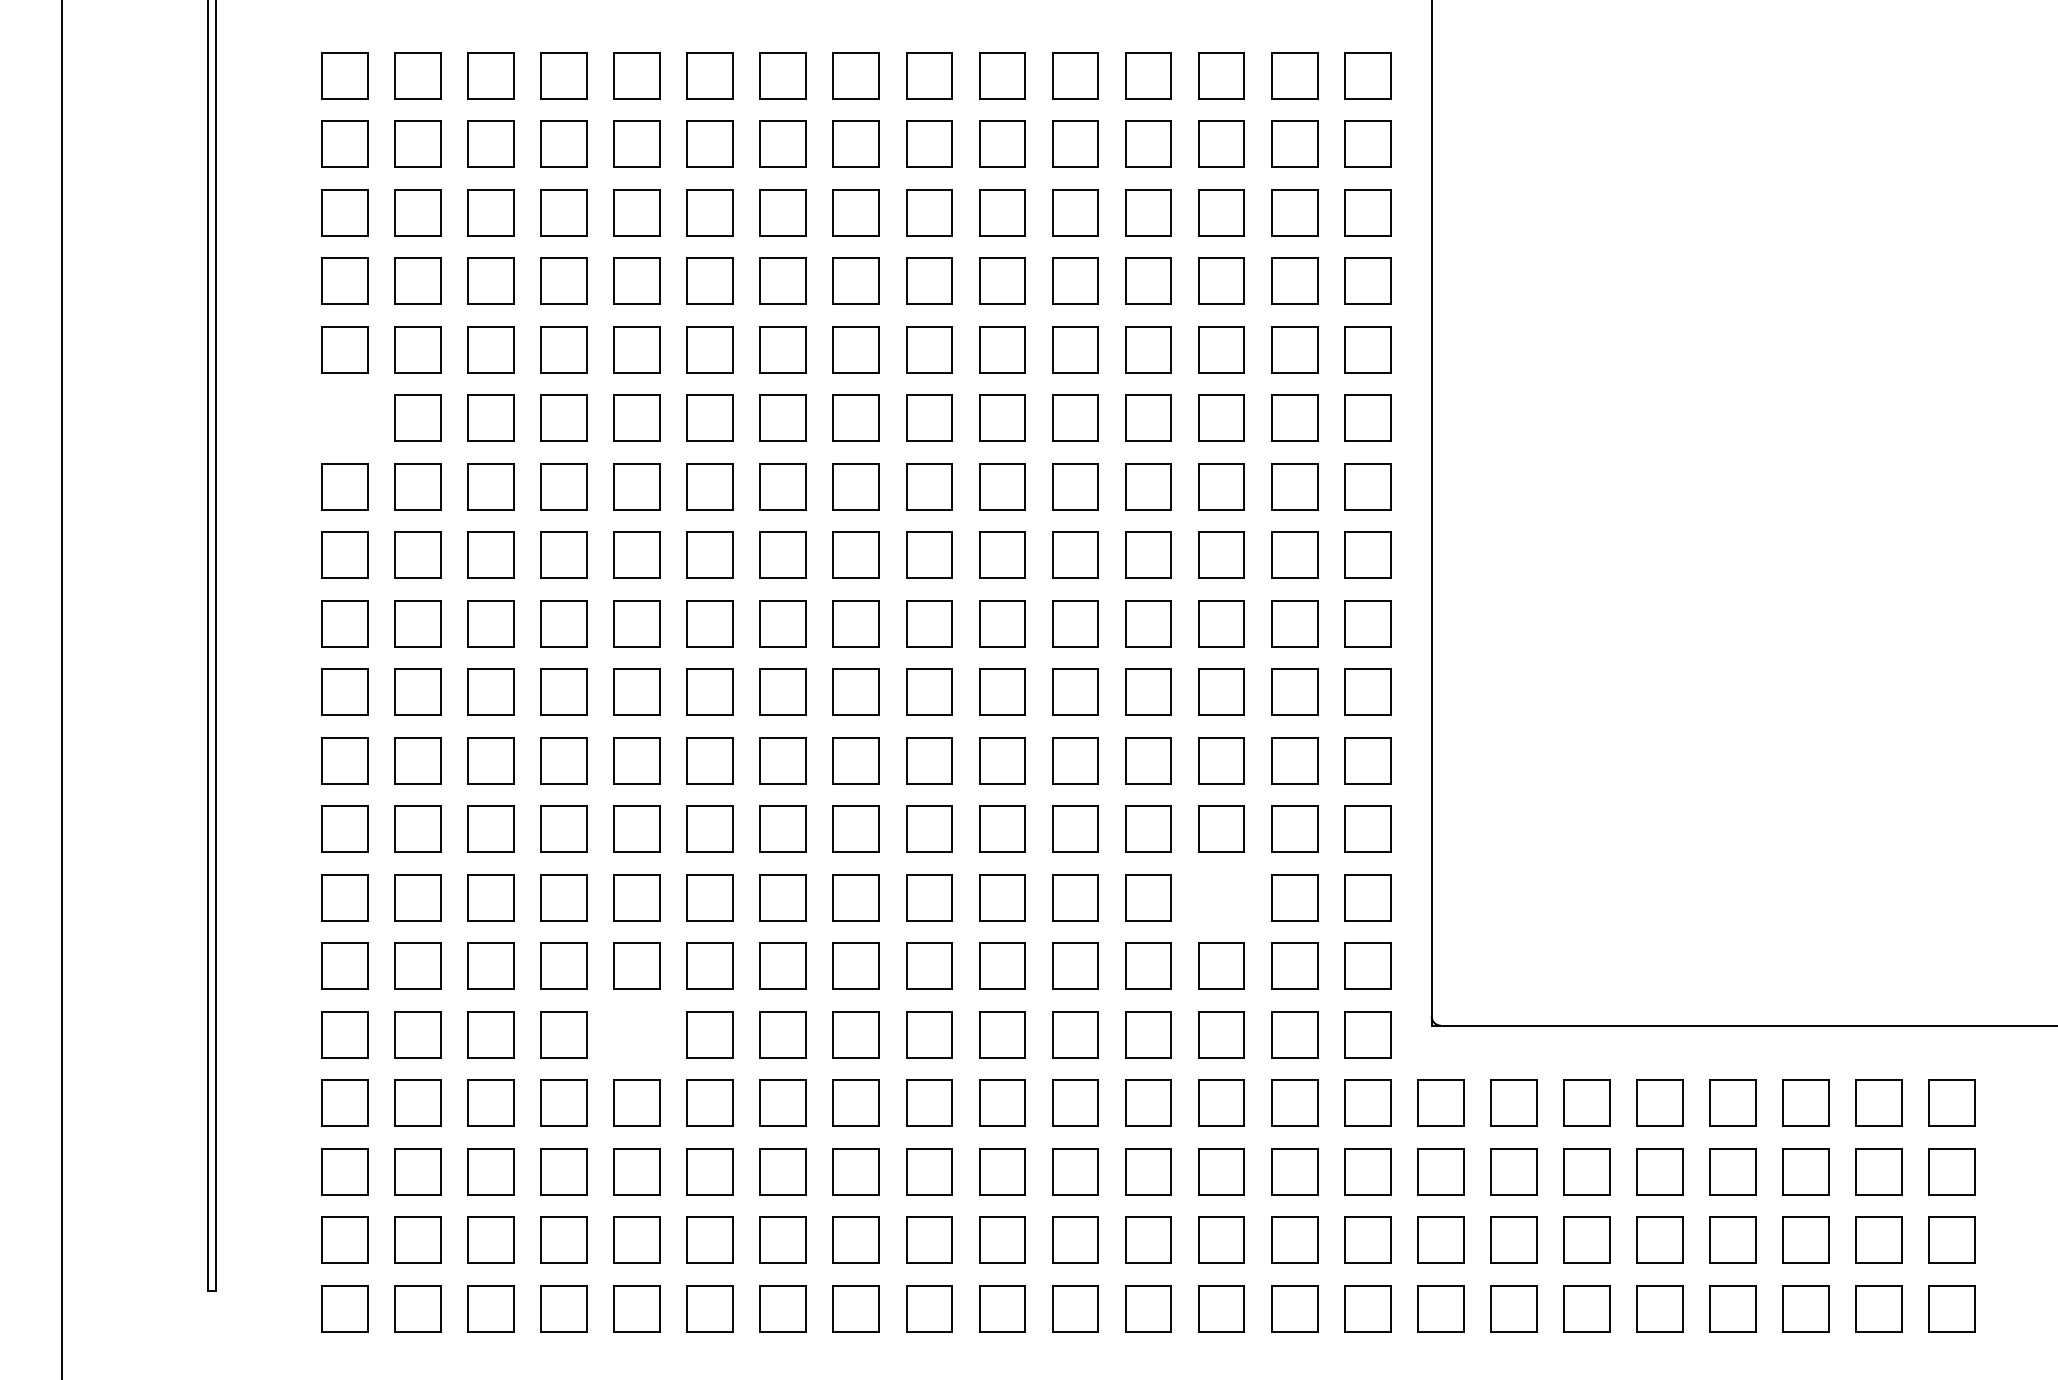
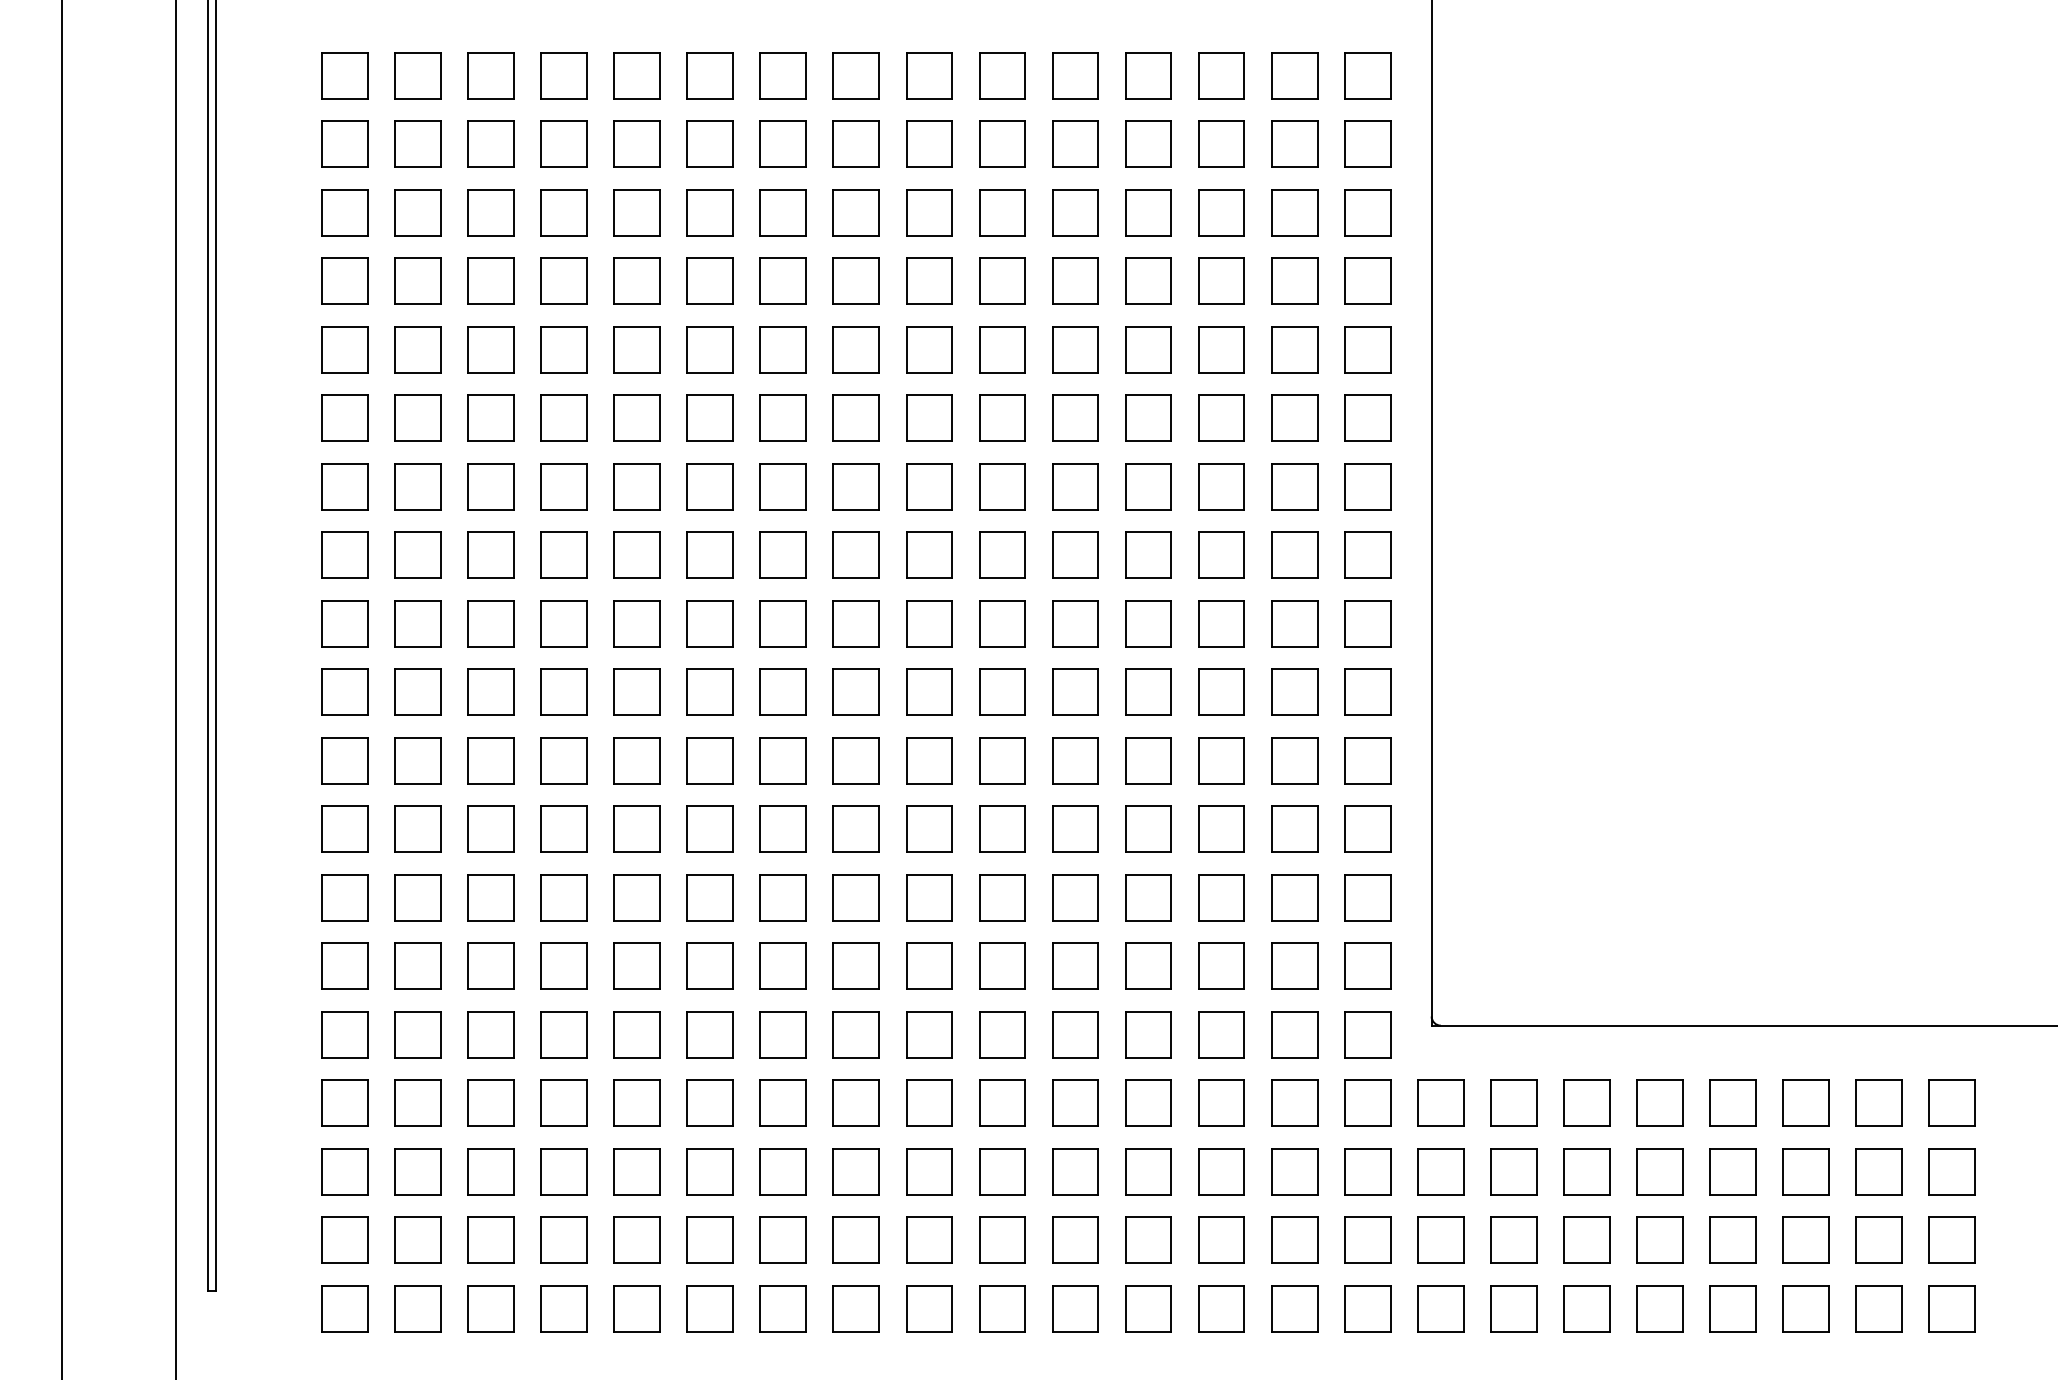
part: none -> present (344, 417)
line: none -> present (175, 689)
part: none -> present (1221, 897)
part: none -> present (636, 1034)
